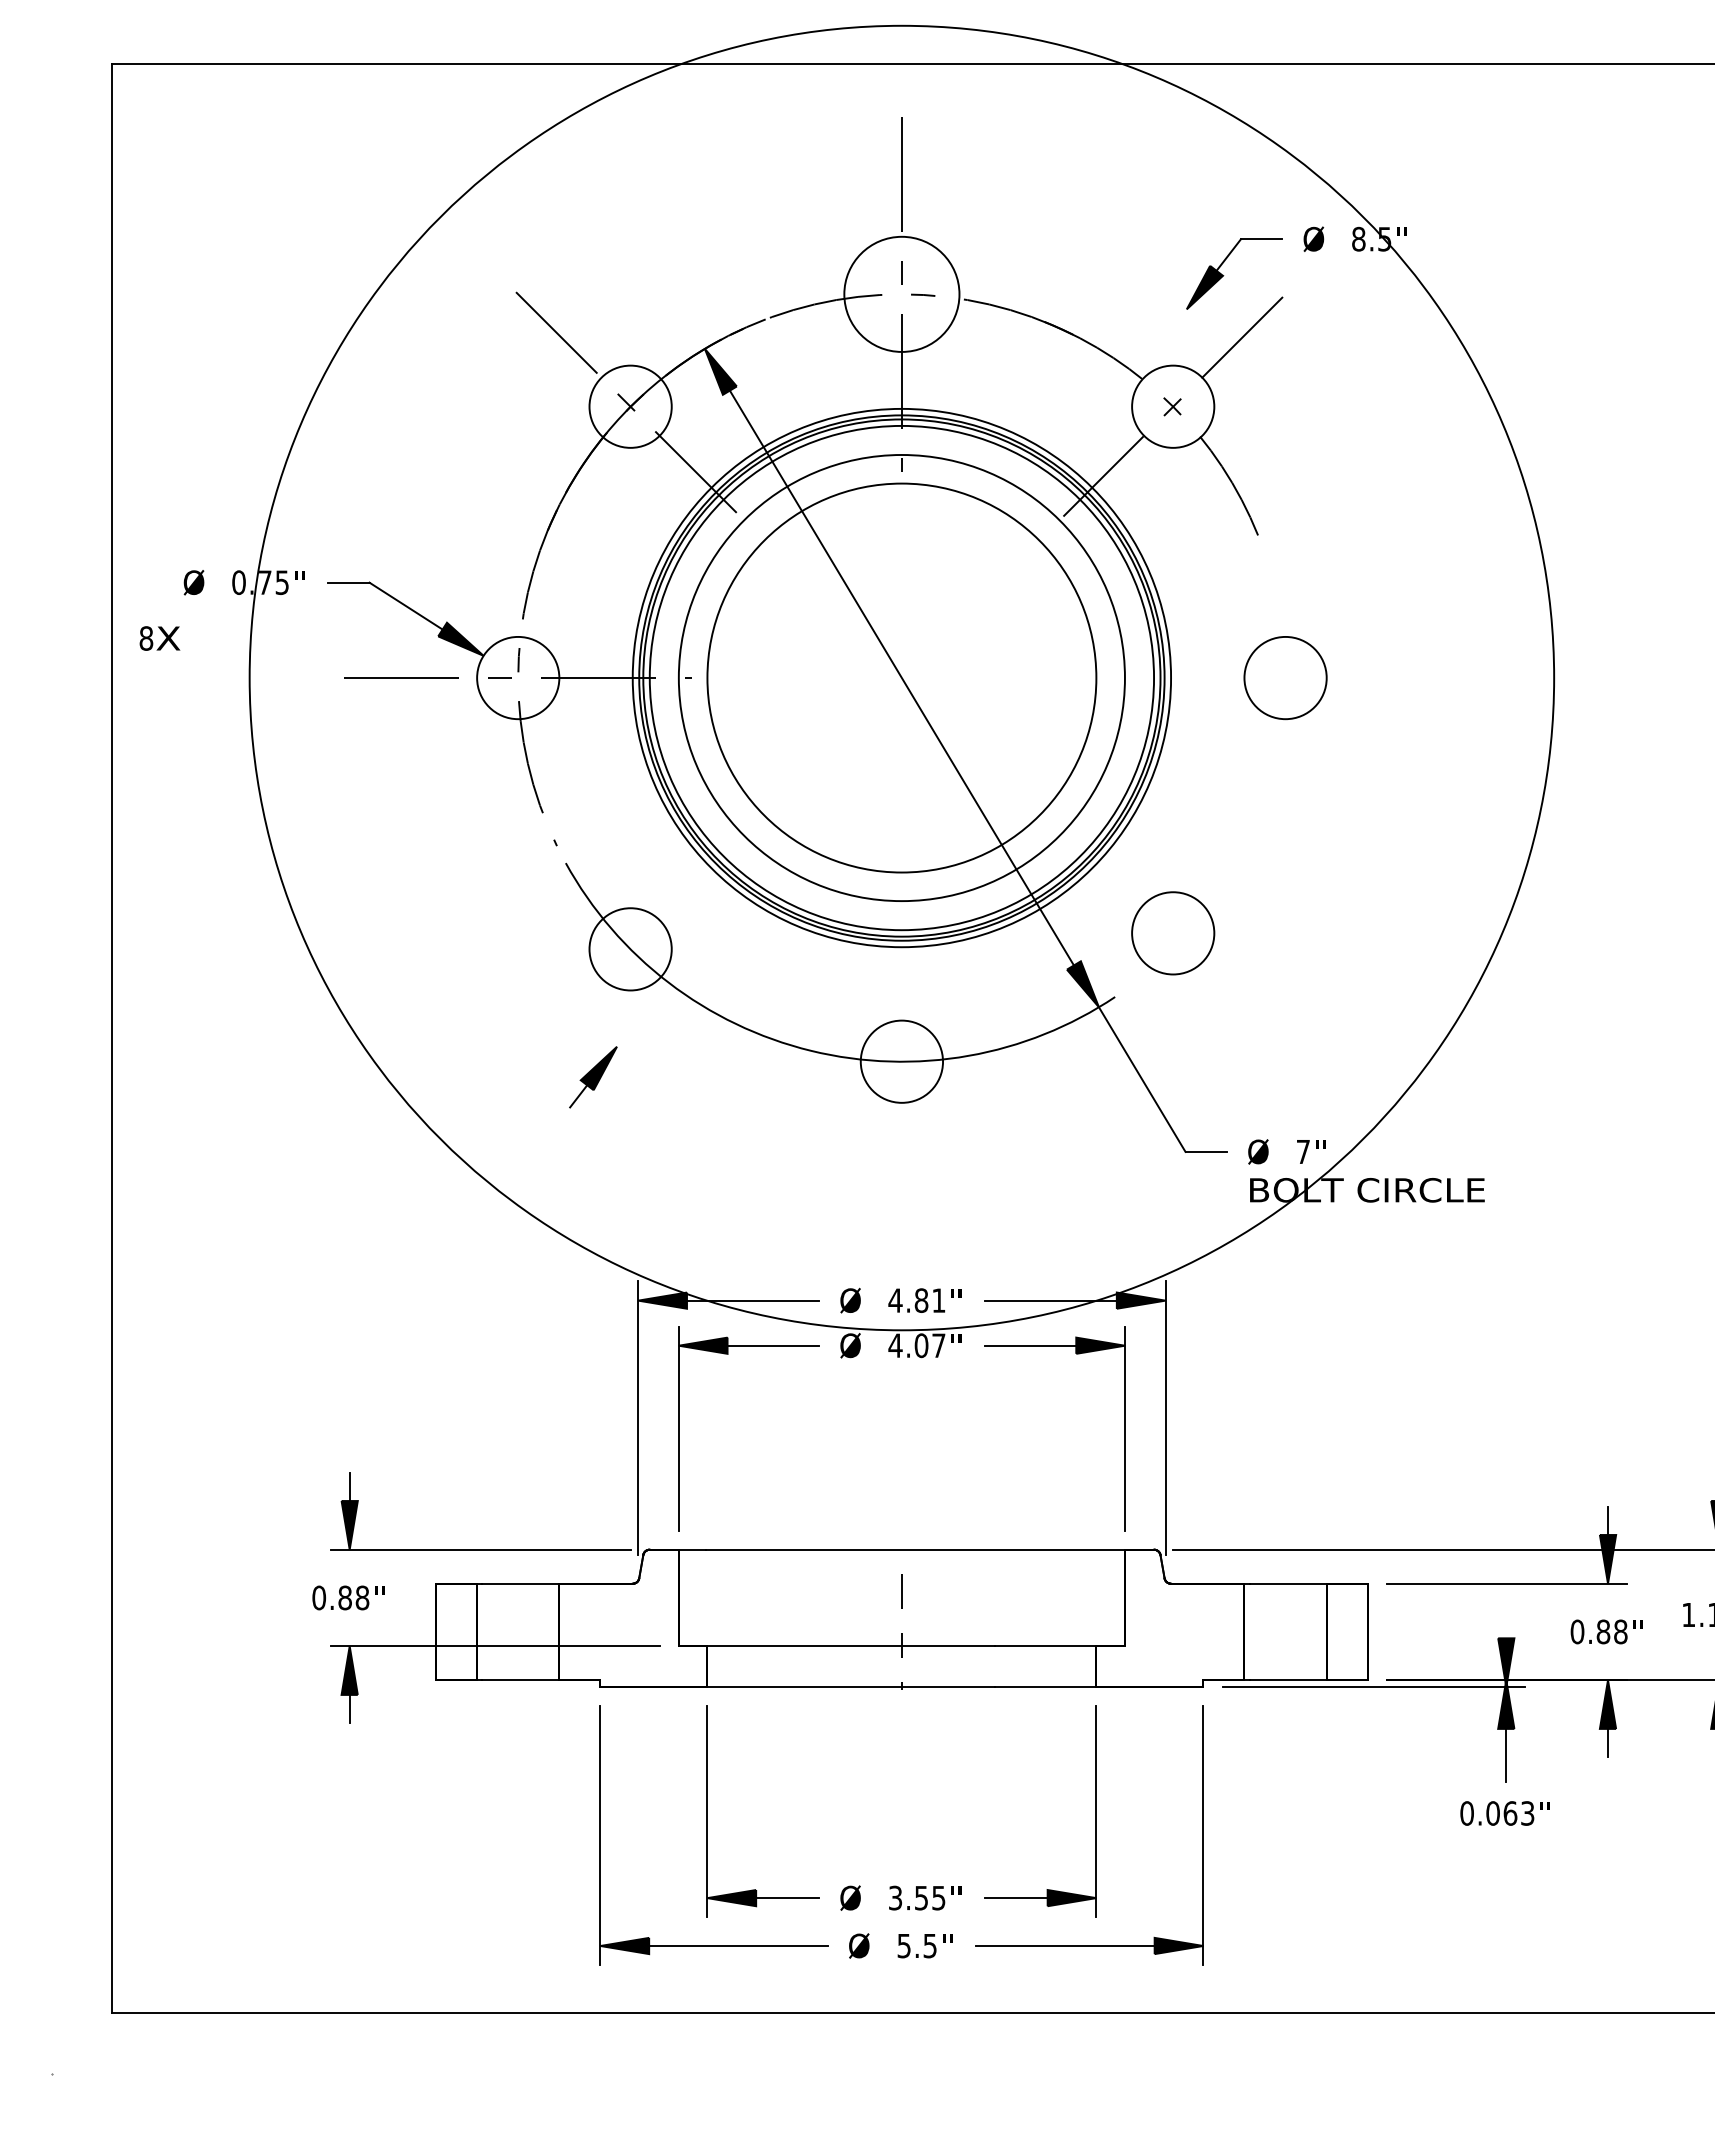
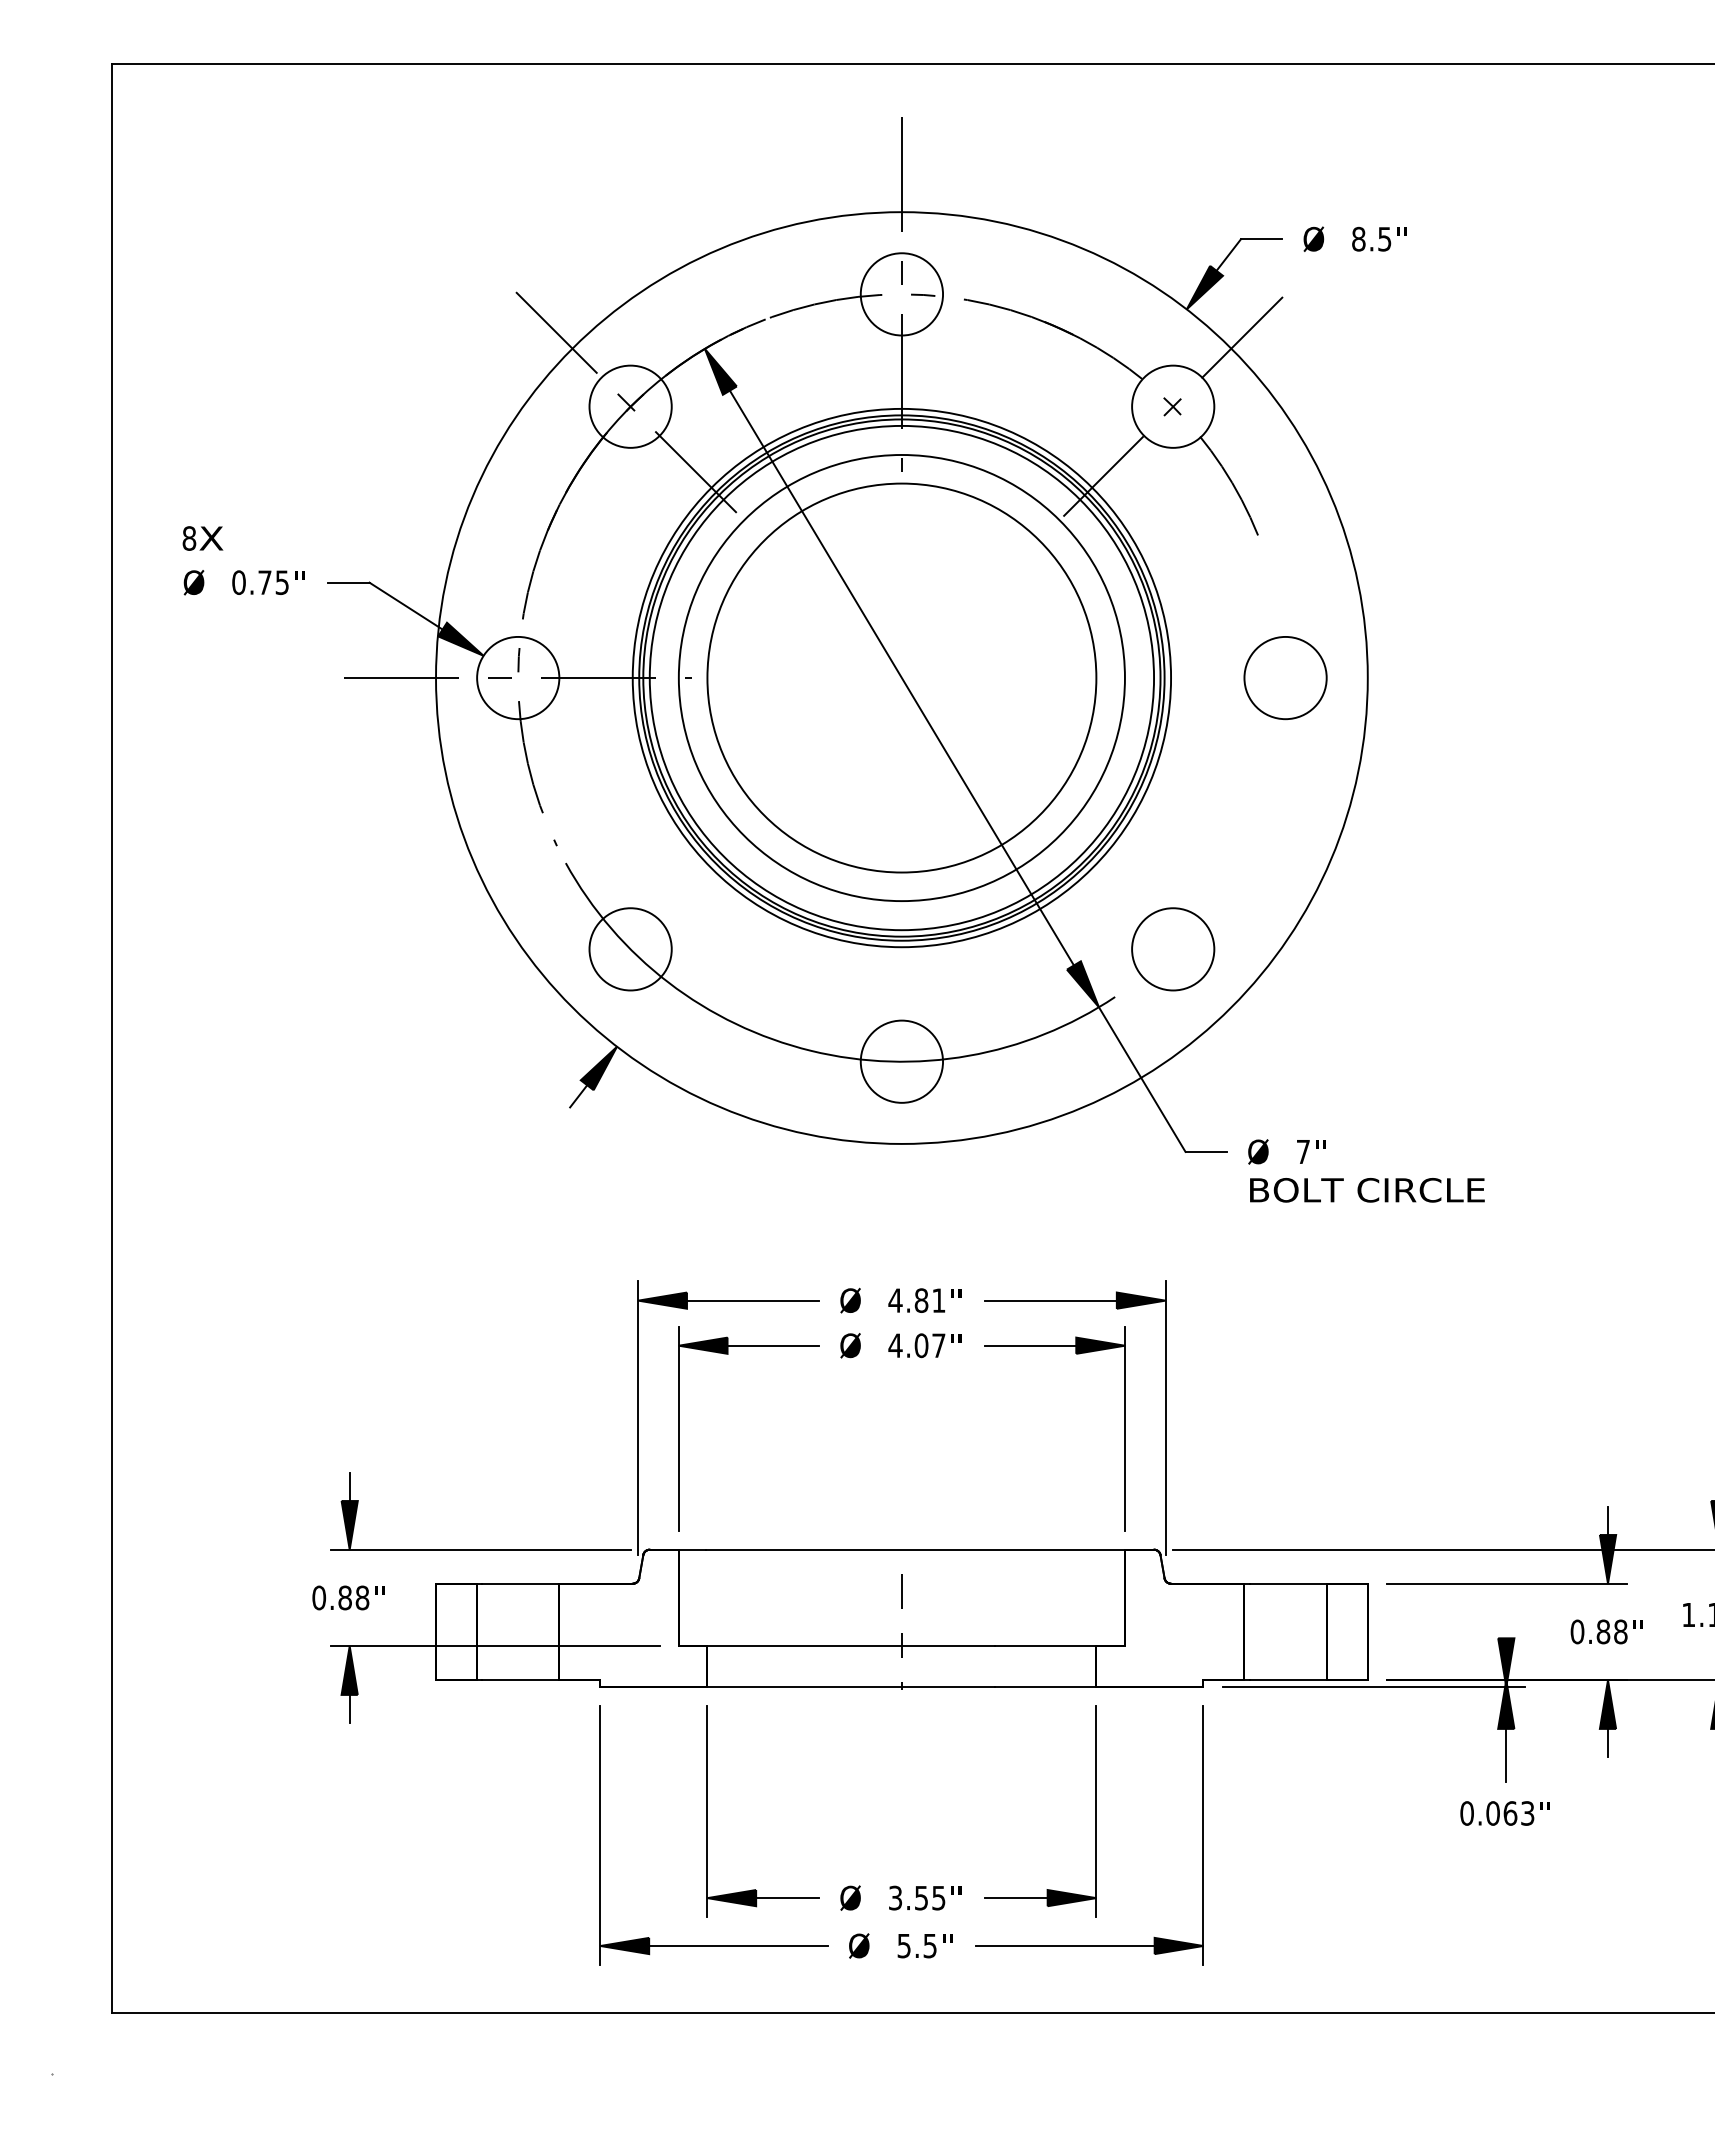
circle diameter: 115 px -> 82 px (901, 294)
text position: (159, 638) -> (202, 538) (202, 538)
circle diameter: 1304 px -> 932 px (901, 677)
circle position: (1173, 933) -> (1173, 949) (1173, 949)
